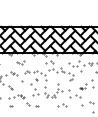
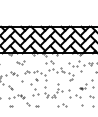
part position: (91, 107) -> (91, 101) (91, 101)
